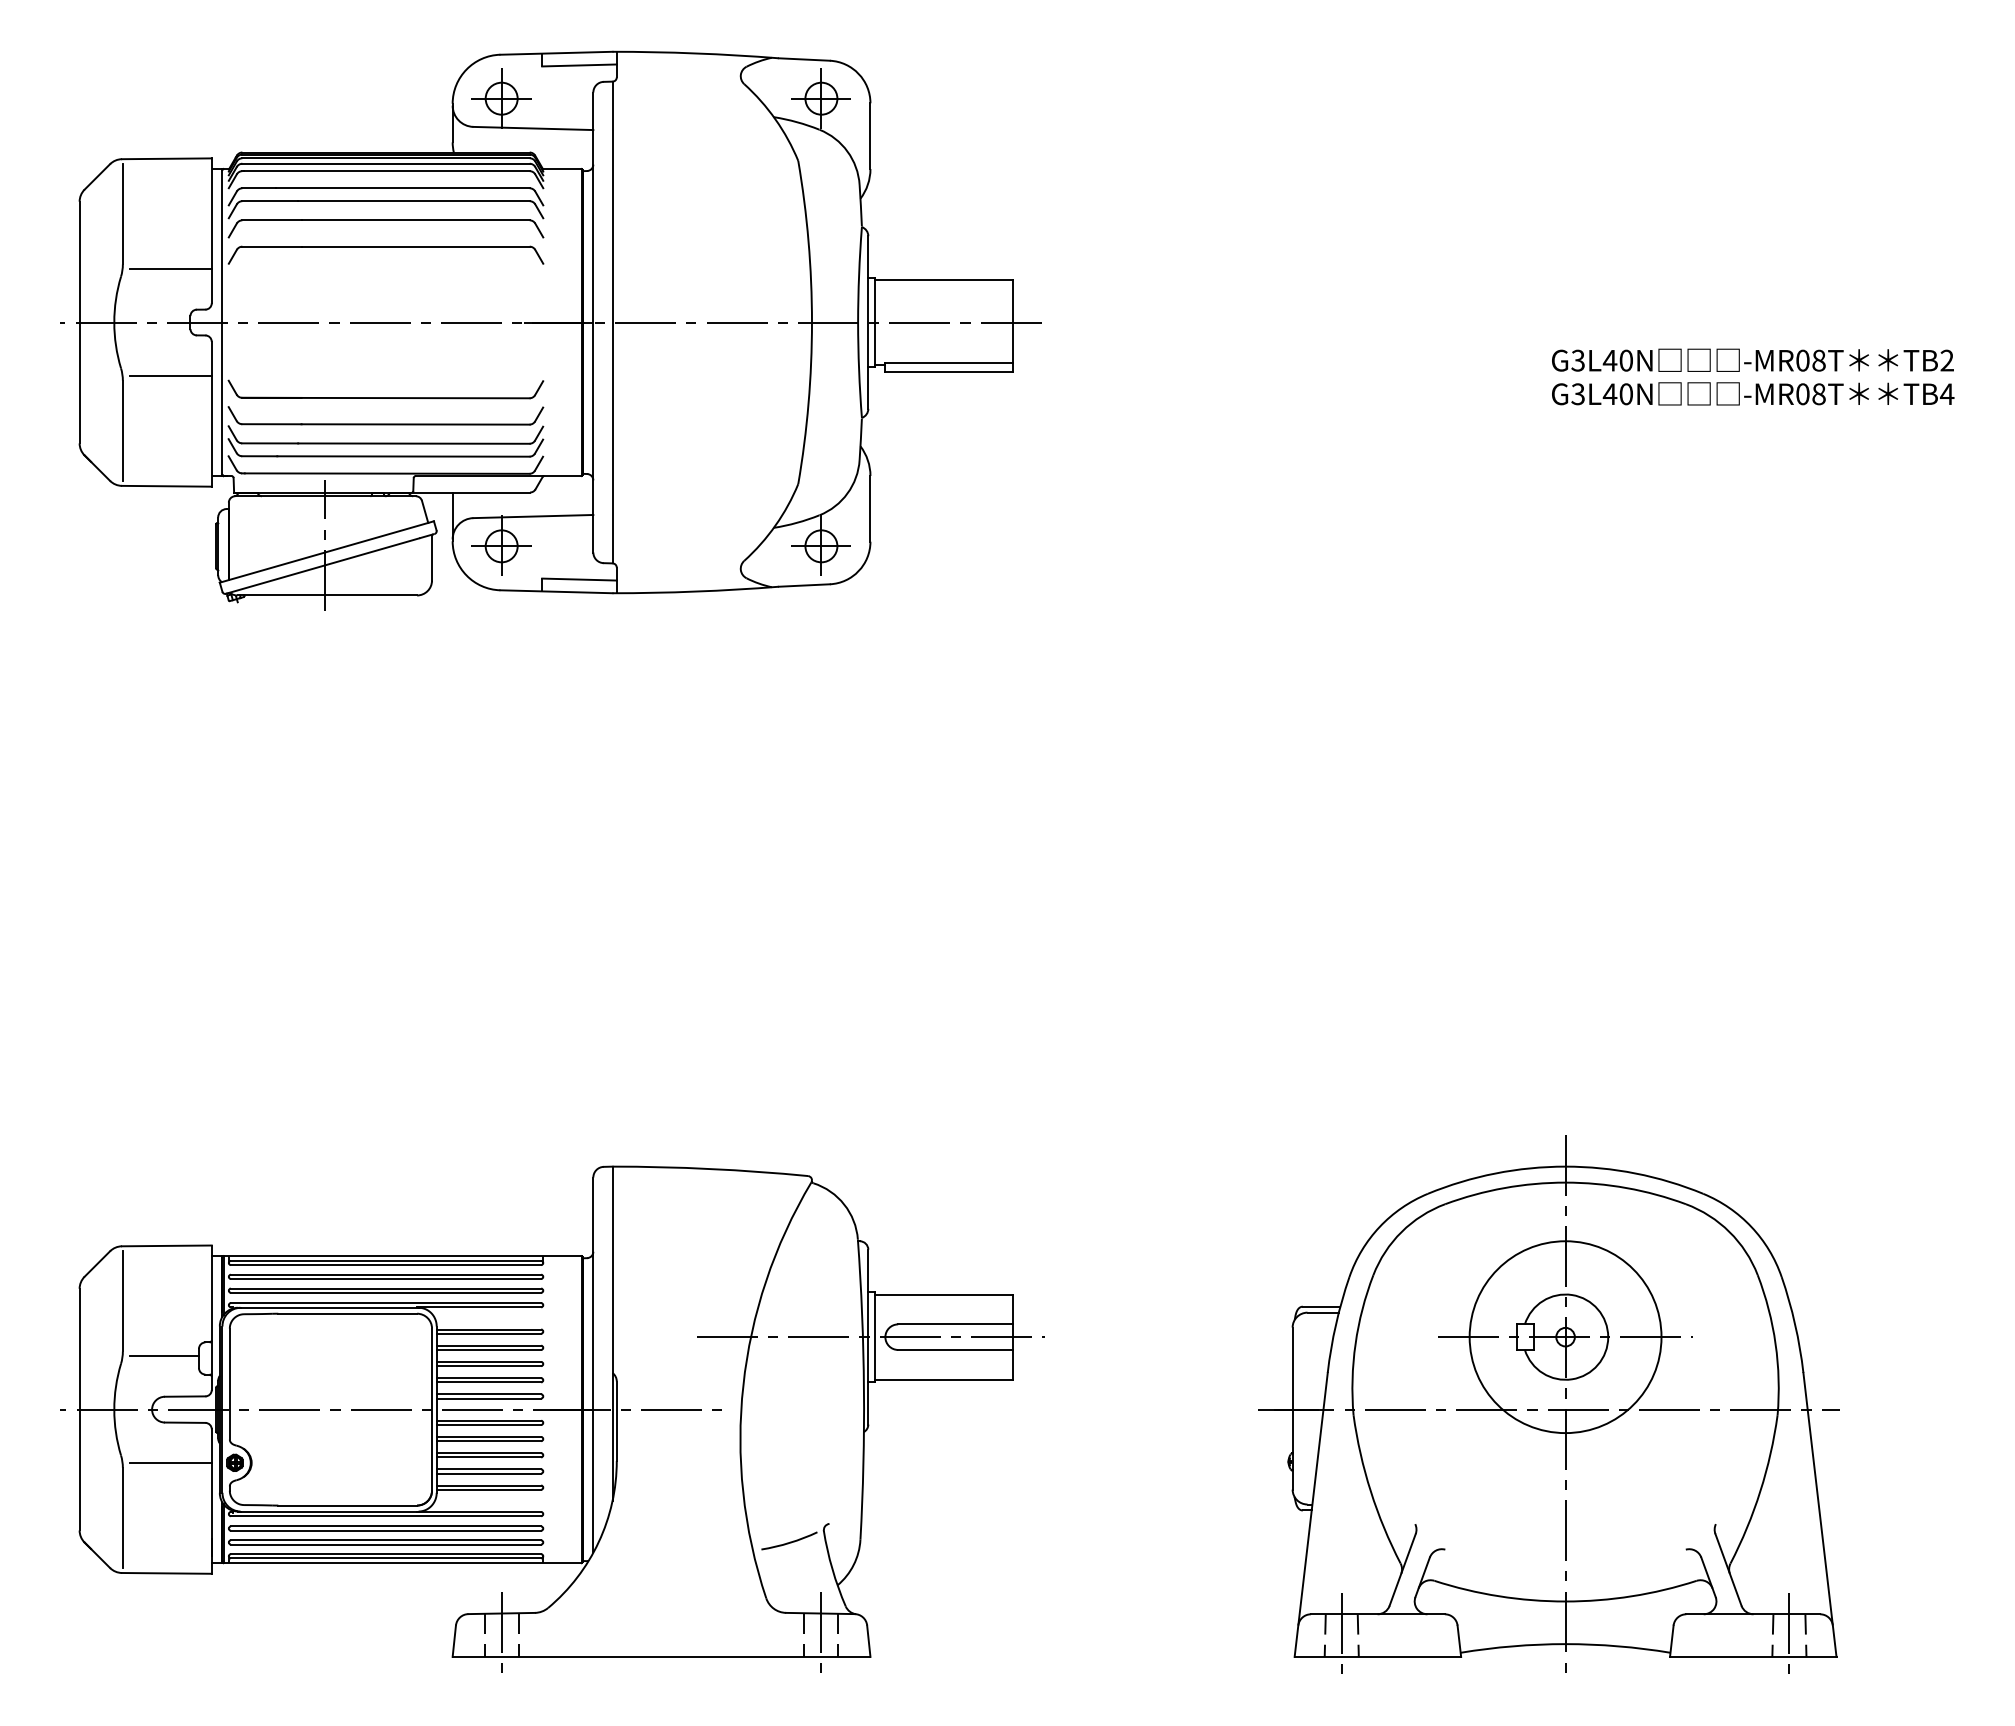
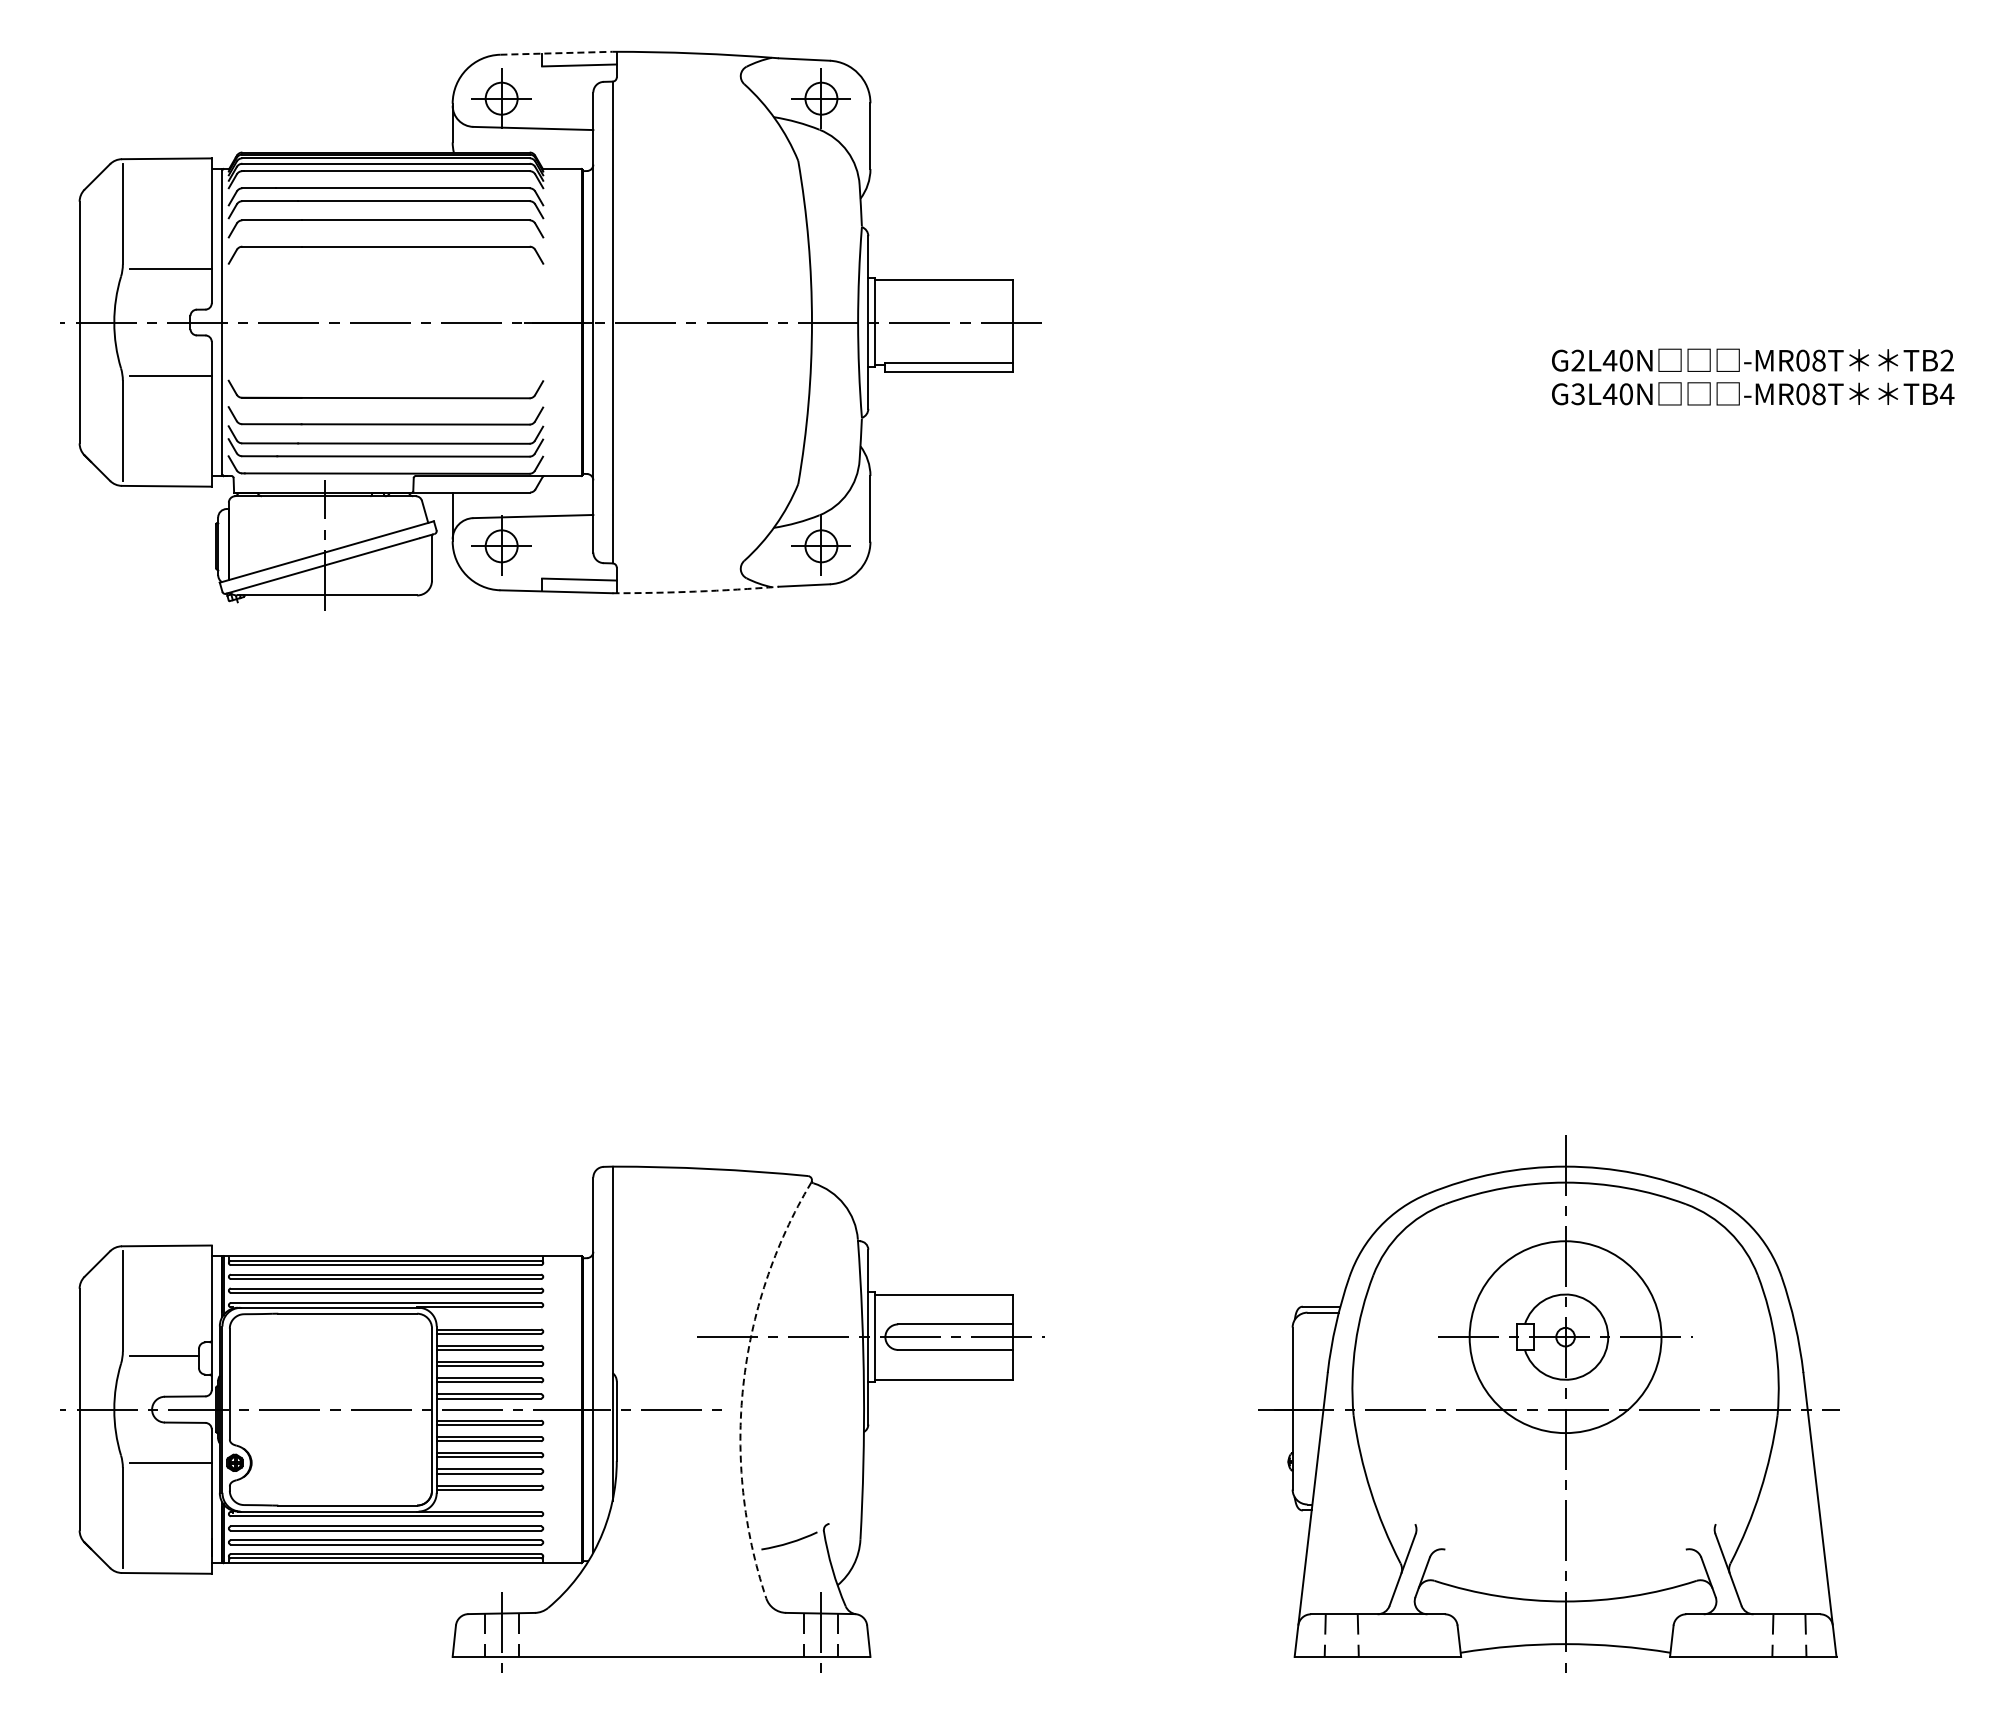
line: solid -> dashed (556, 53)
text: G3L40N -> G2L40N (1577, 360)
arc: solid -> dashed (695, 591)
arc: solid -> dashed (743, 1385)
line: present -> none (1341, 1635)
line: present -> none (1789, 1635)
